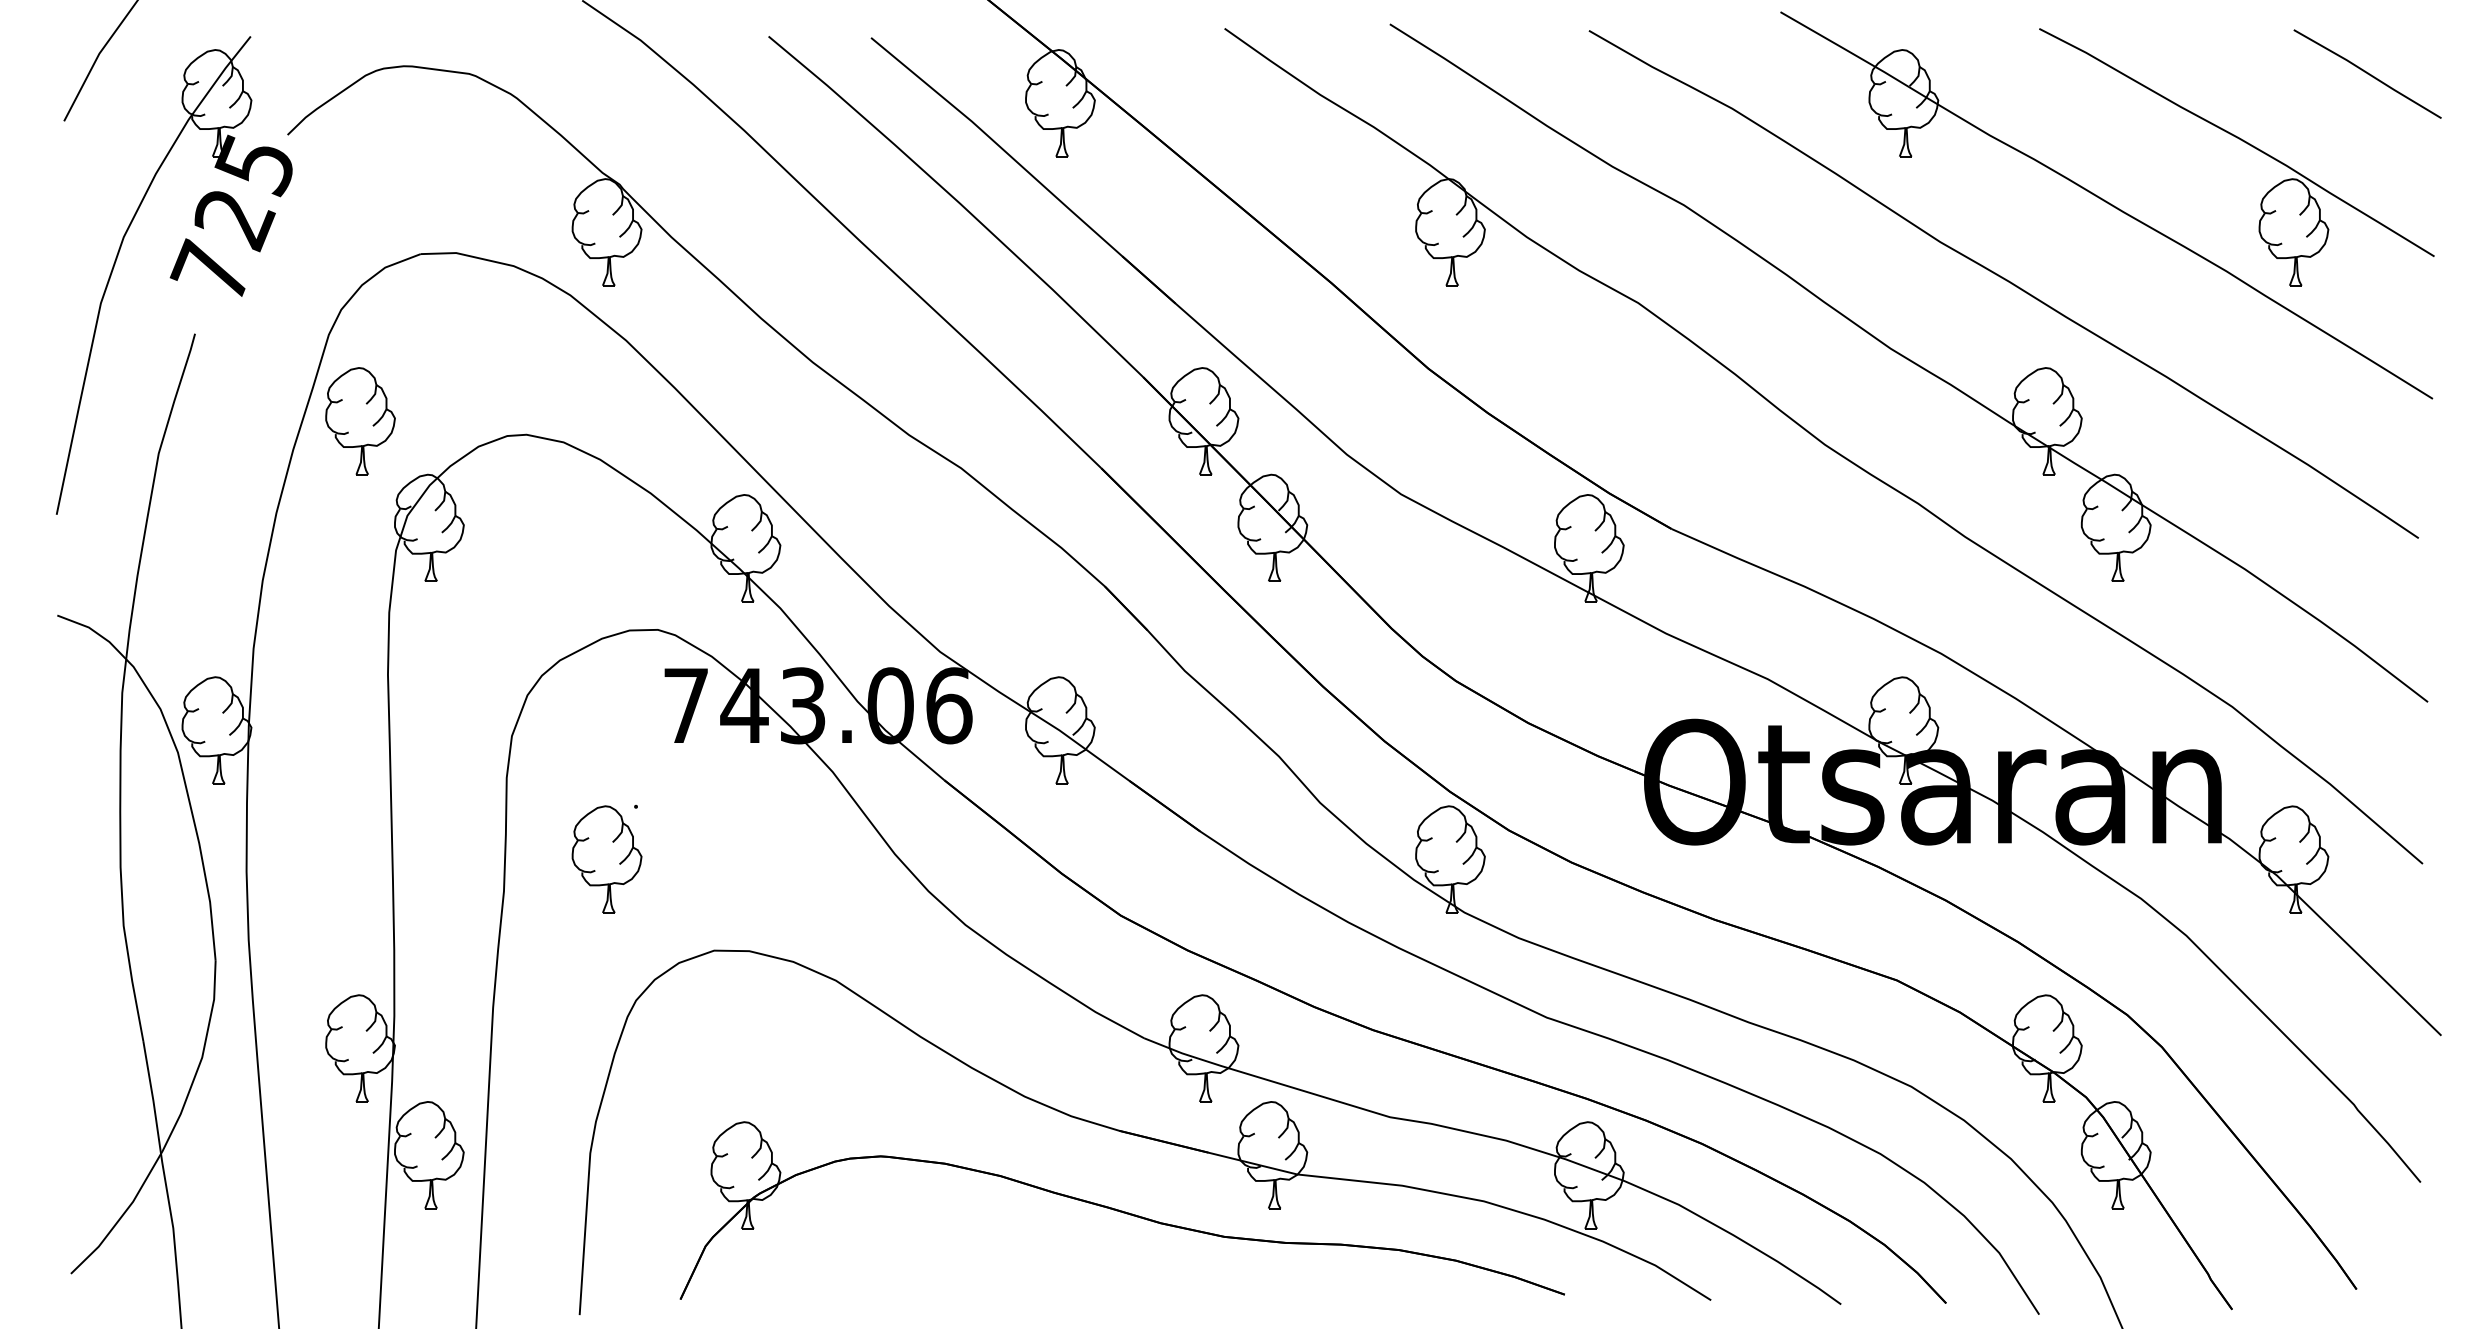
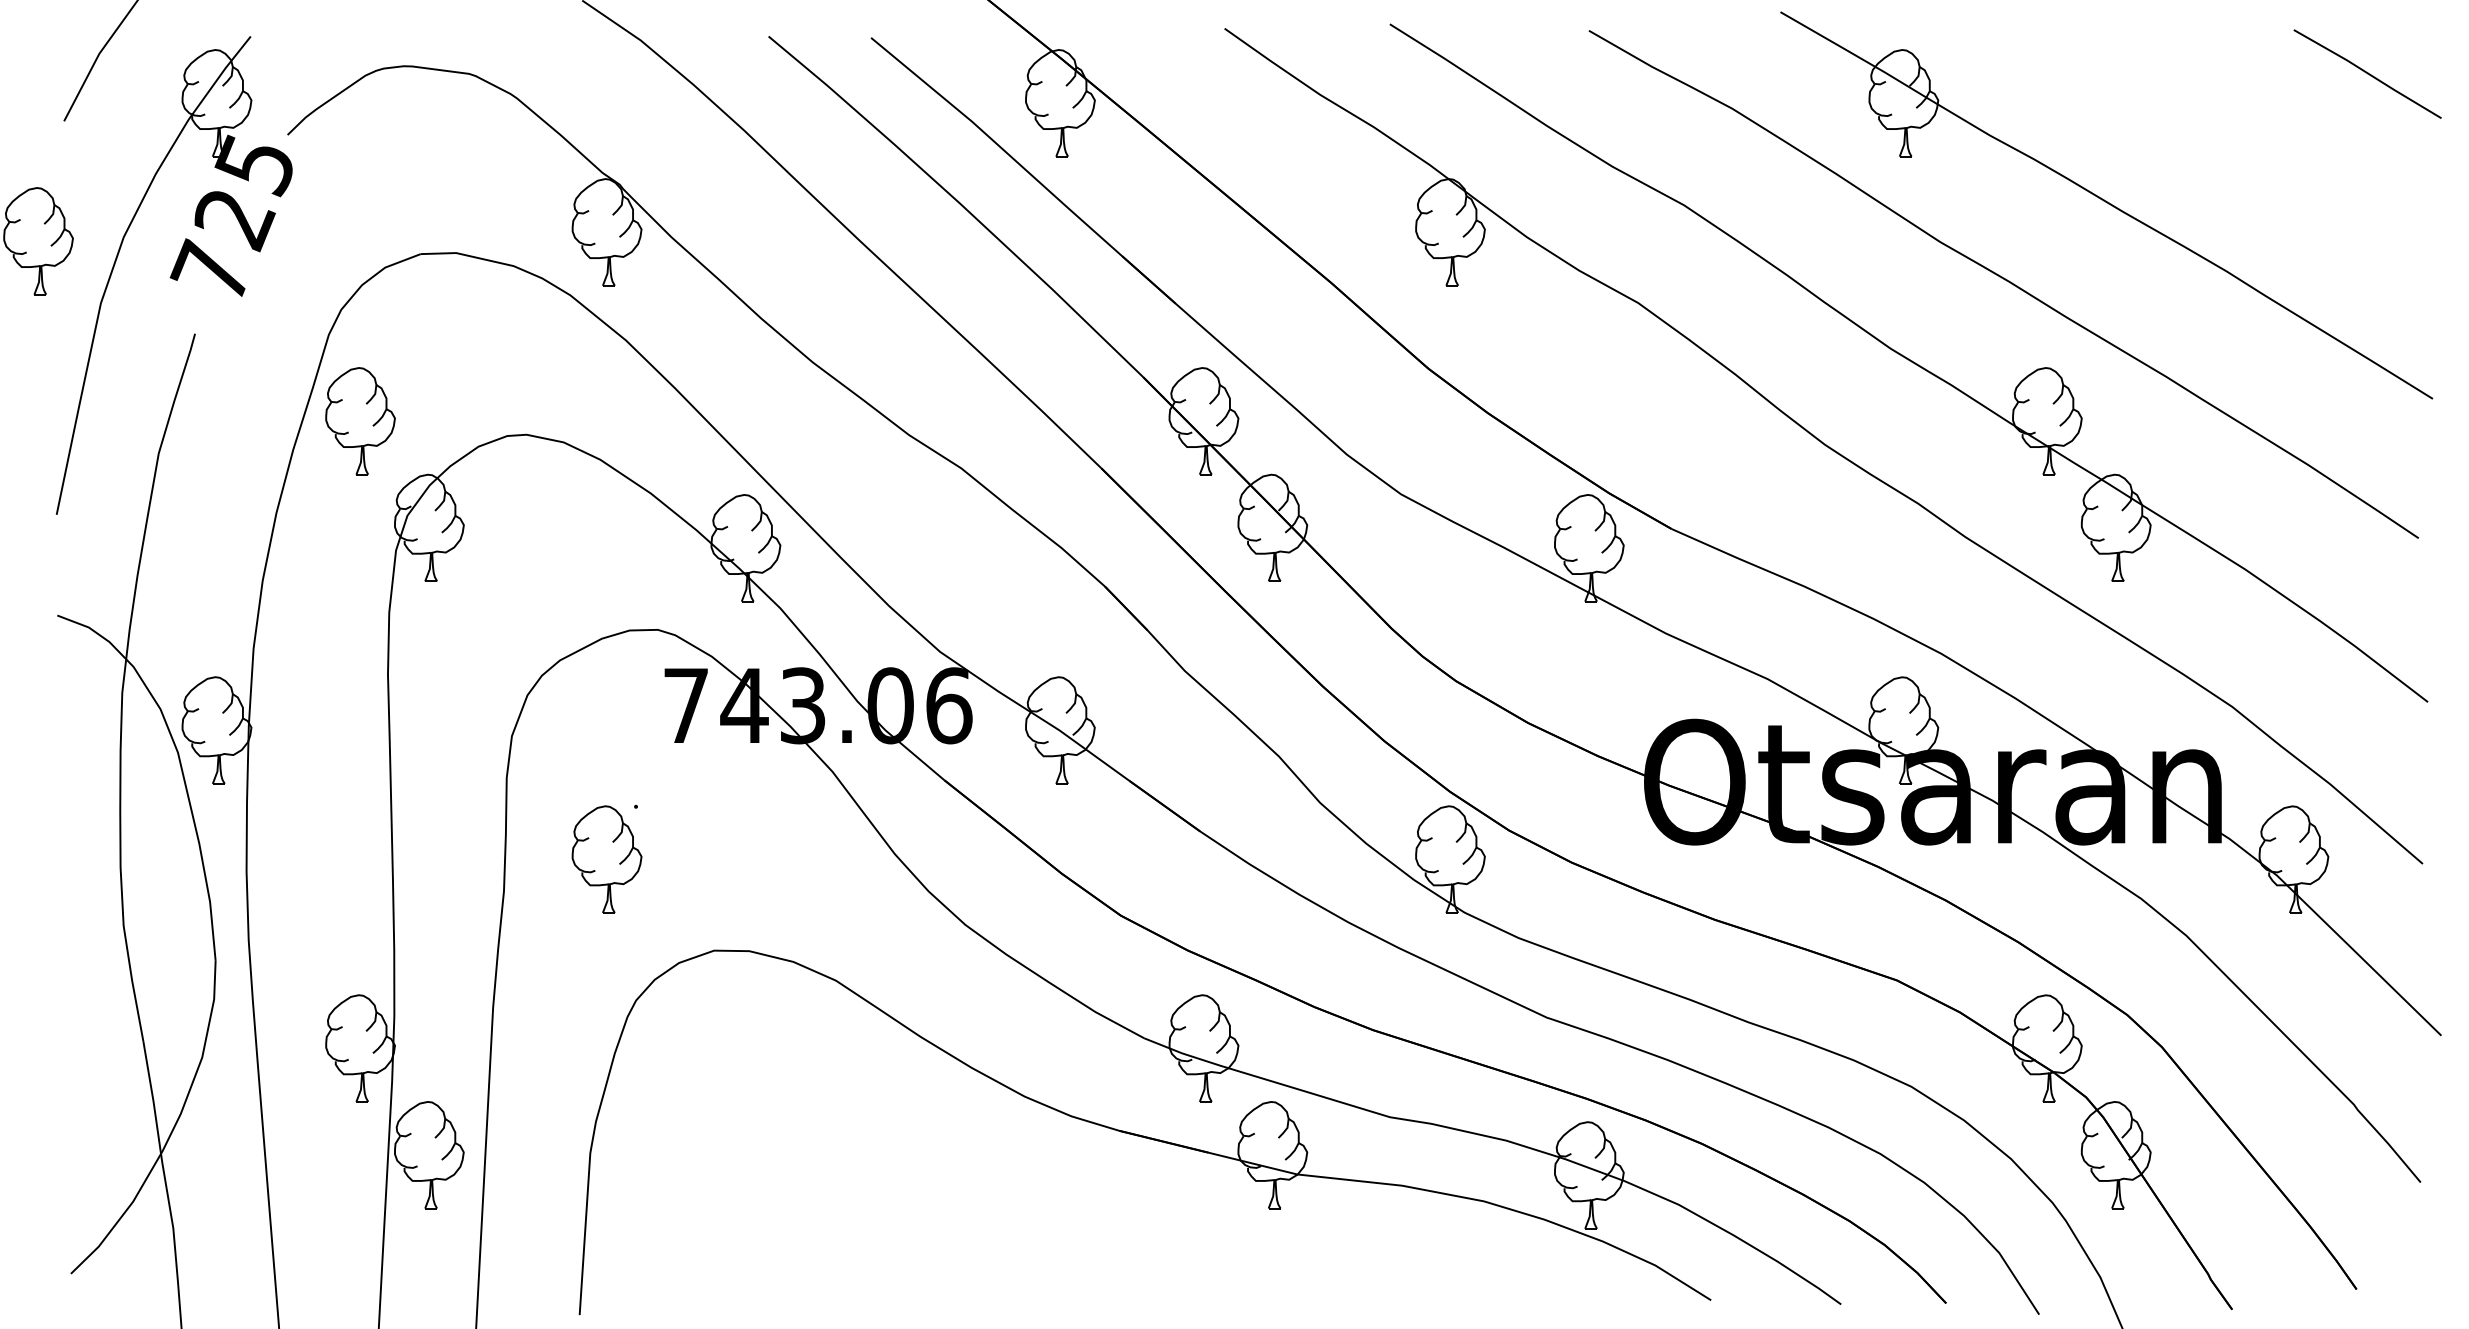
part: present -> none (2245, 143)
part: none -> present (38, 241)
part: present -> none (1121, 1210)
